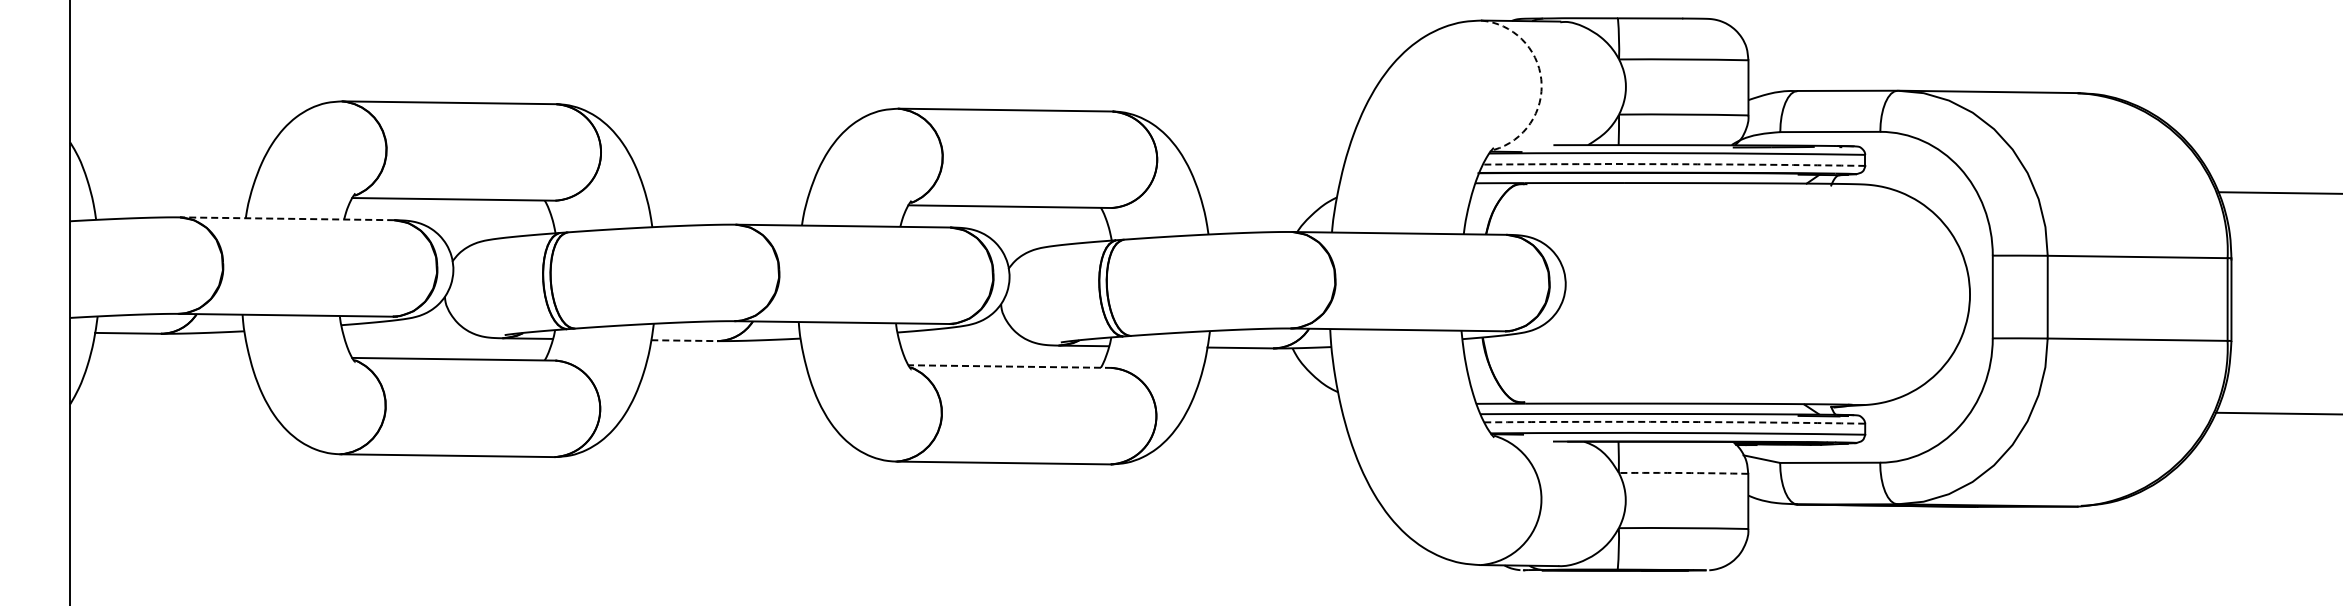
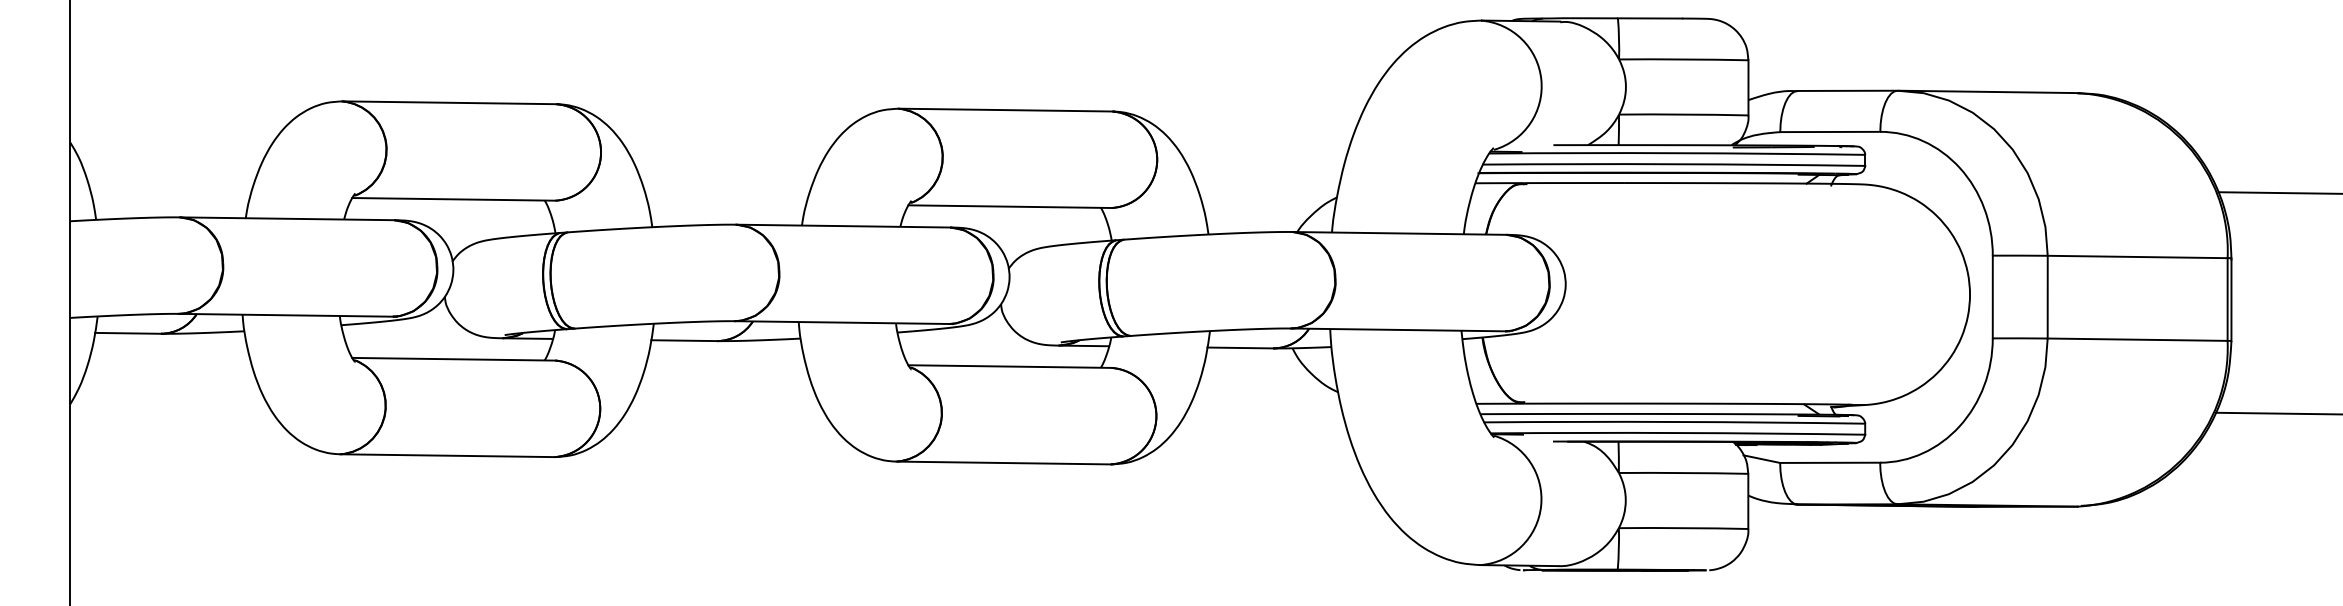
arc: dashed -> solid (1541, 79)
arc: dashed -> solid (1673, 164)
line: dashed -> solid (286, 218)
line: dashed -> solid (684, 340)
line: dashed -> solid (1010, 366)
arc: dashed -> solid (1674, 421)
arc: dashed -> solid (1683, 473)
